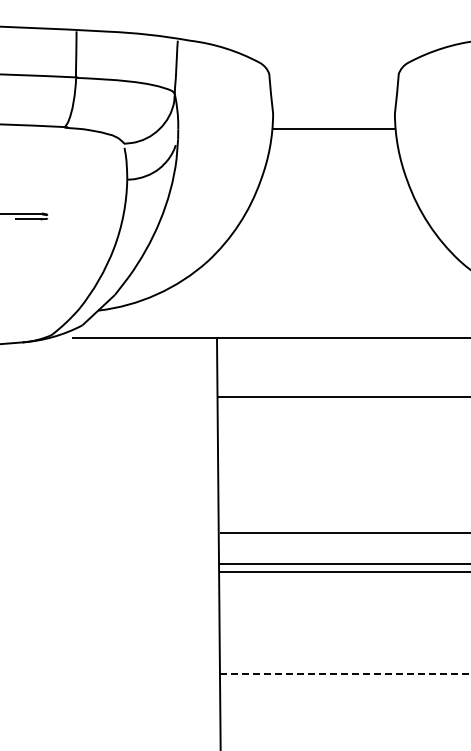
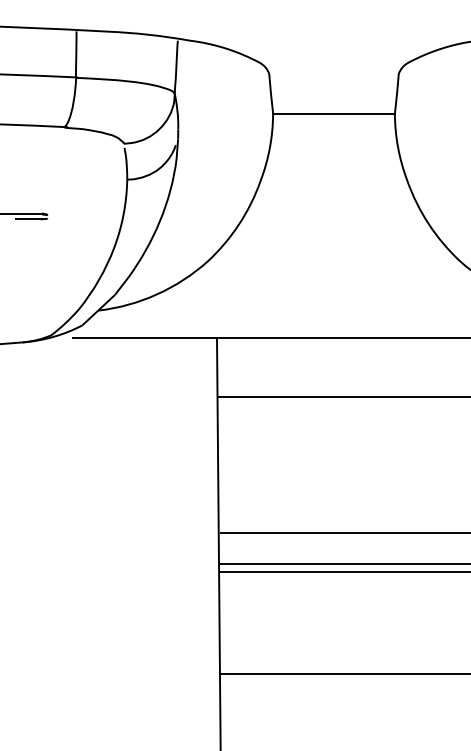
line position: (333, 128) -> (333, 113) (333, 113)
line: dashed -> solid (345, 674)
